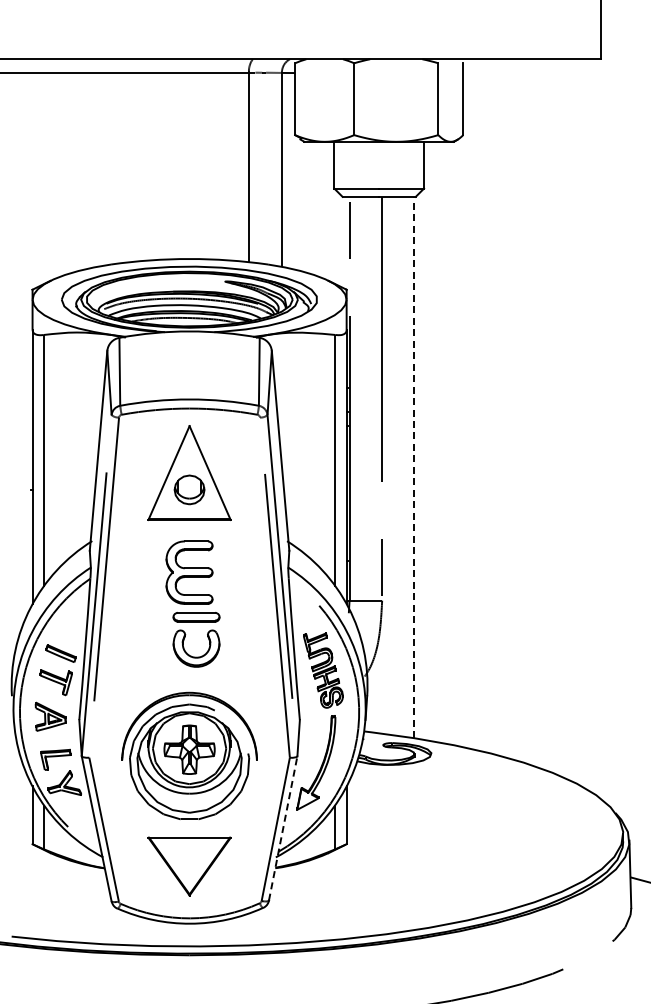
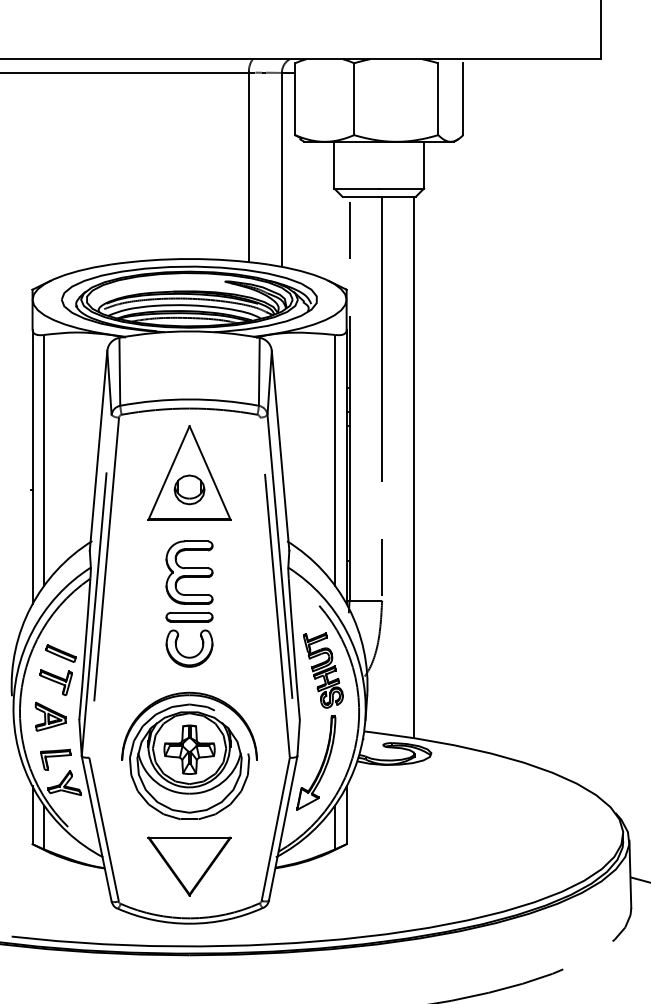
line: dashed -> solid (413, 467)
part position: (186, 634) -> (179, 634) (179, 634)
line: dashed -> solid (283, 828)
